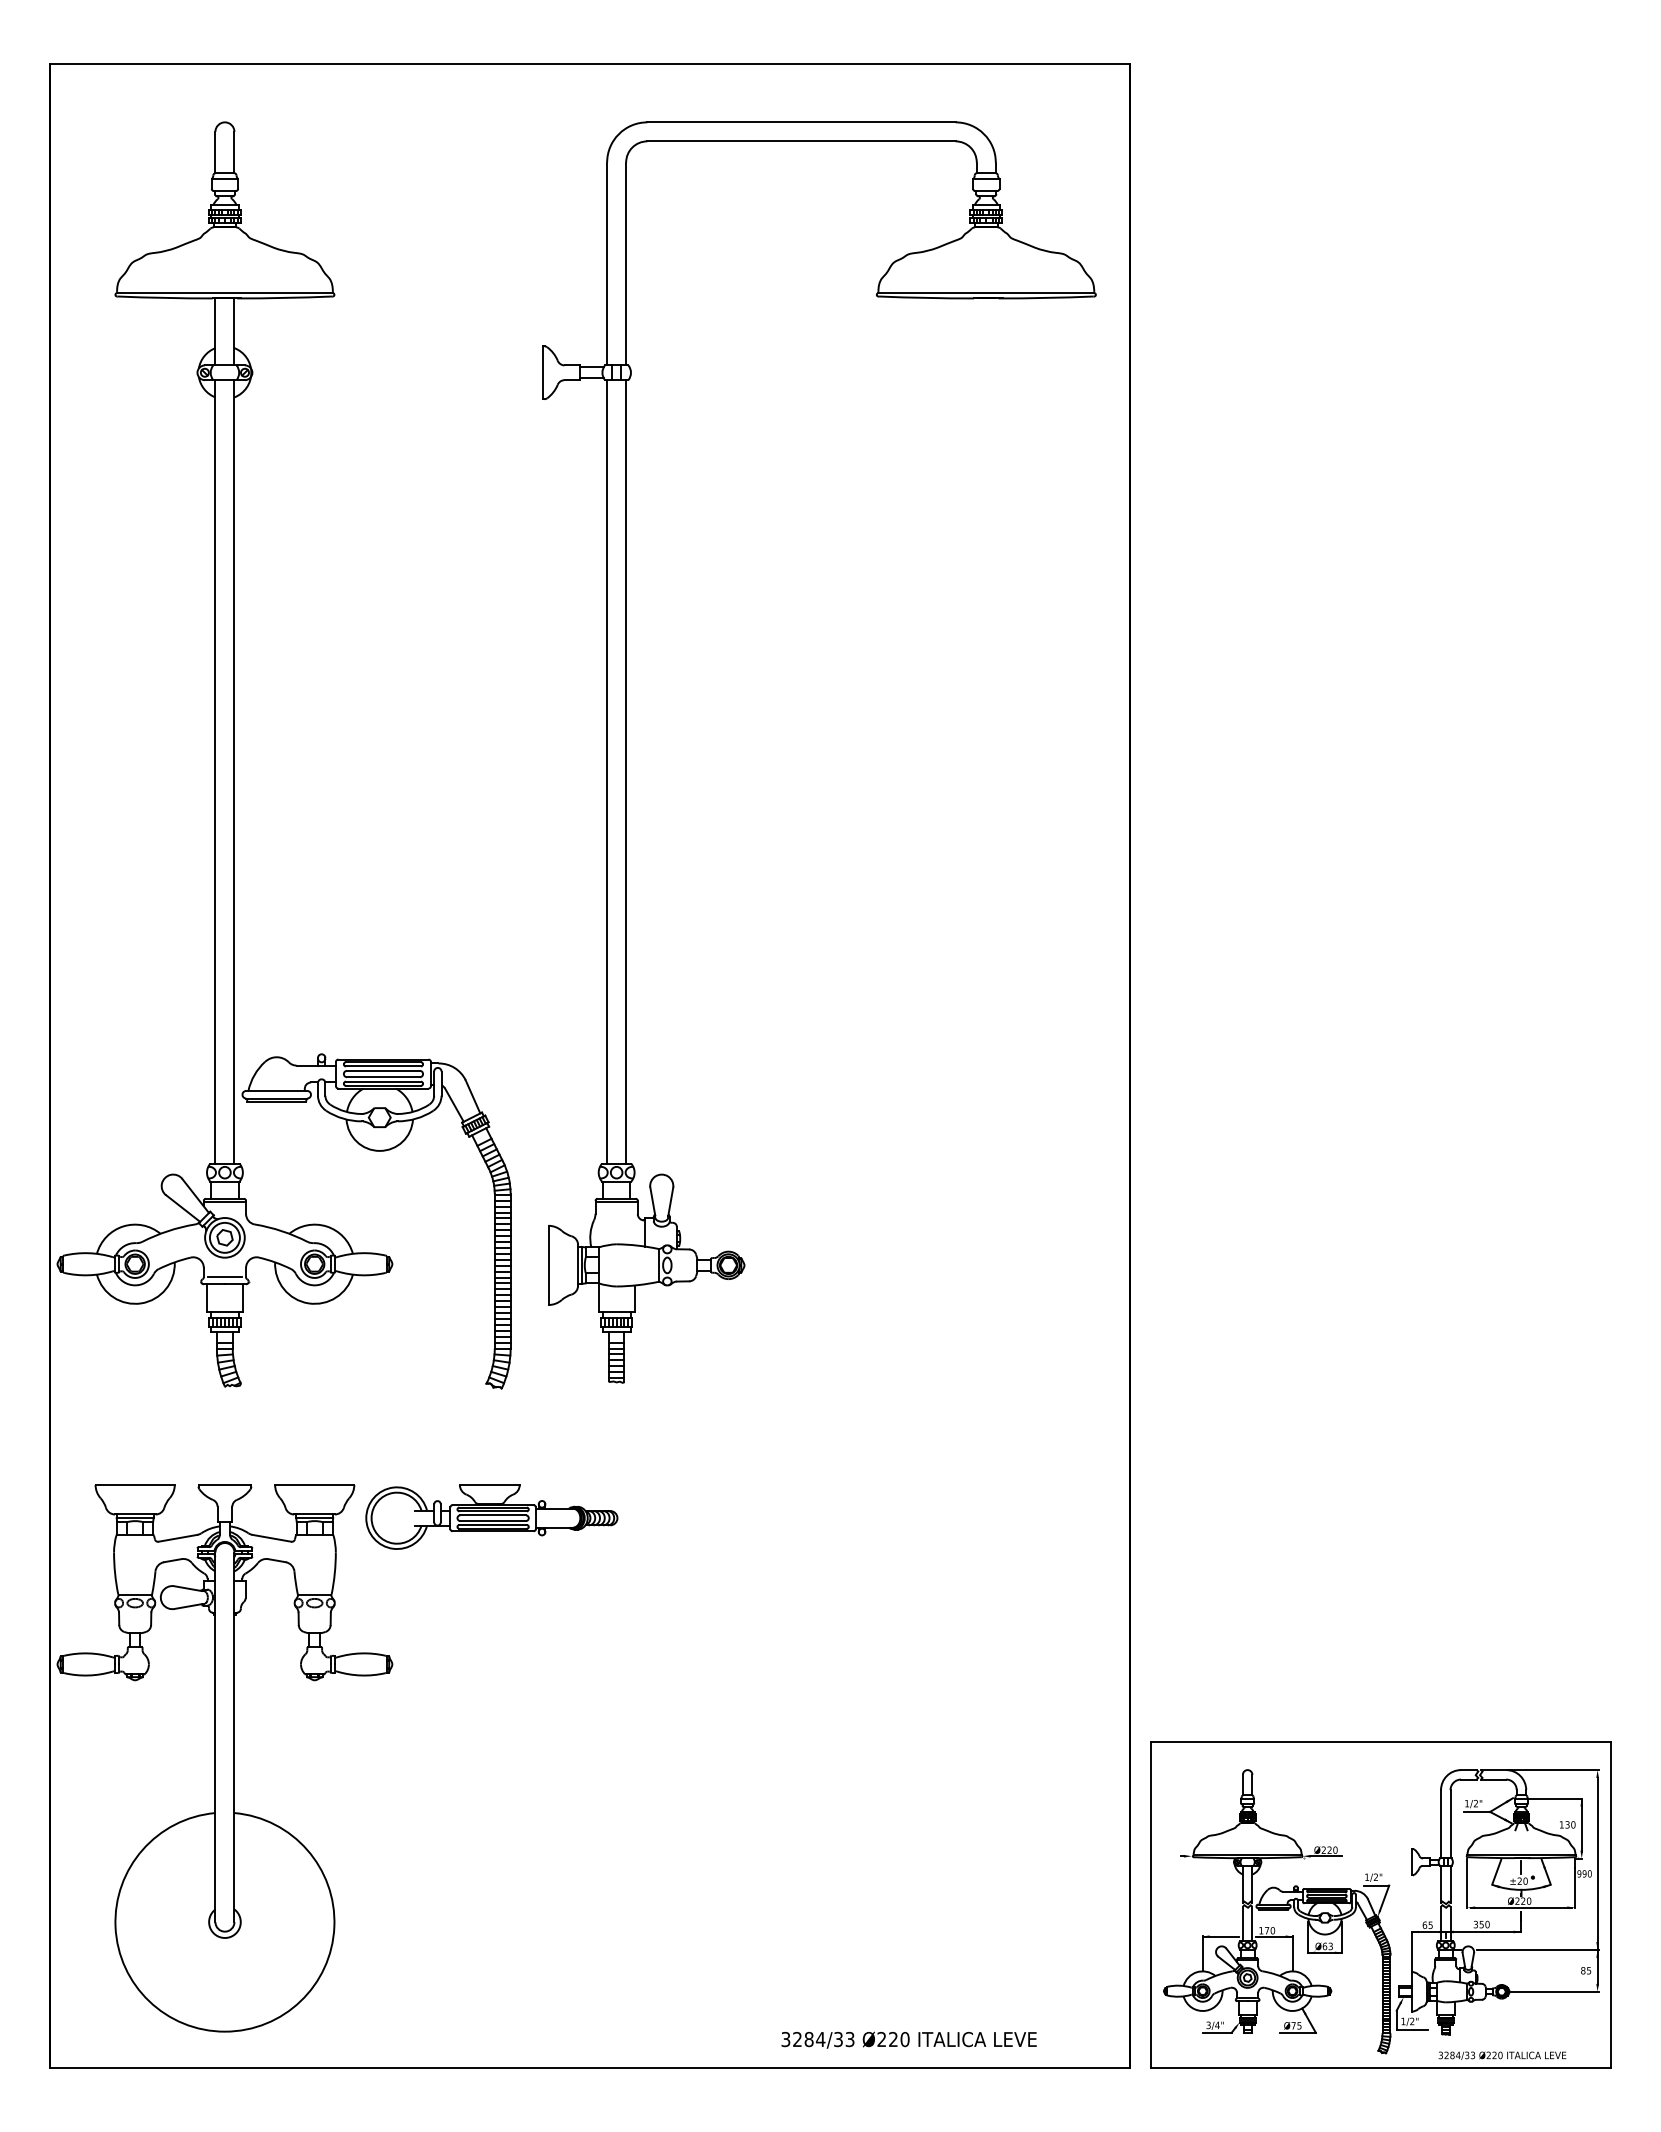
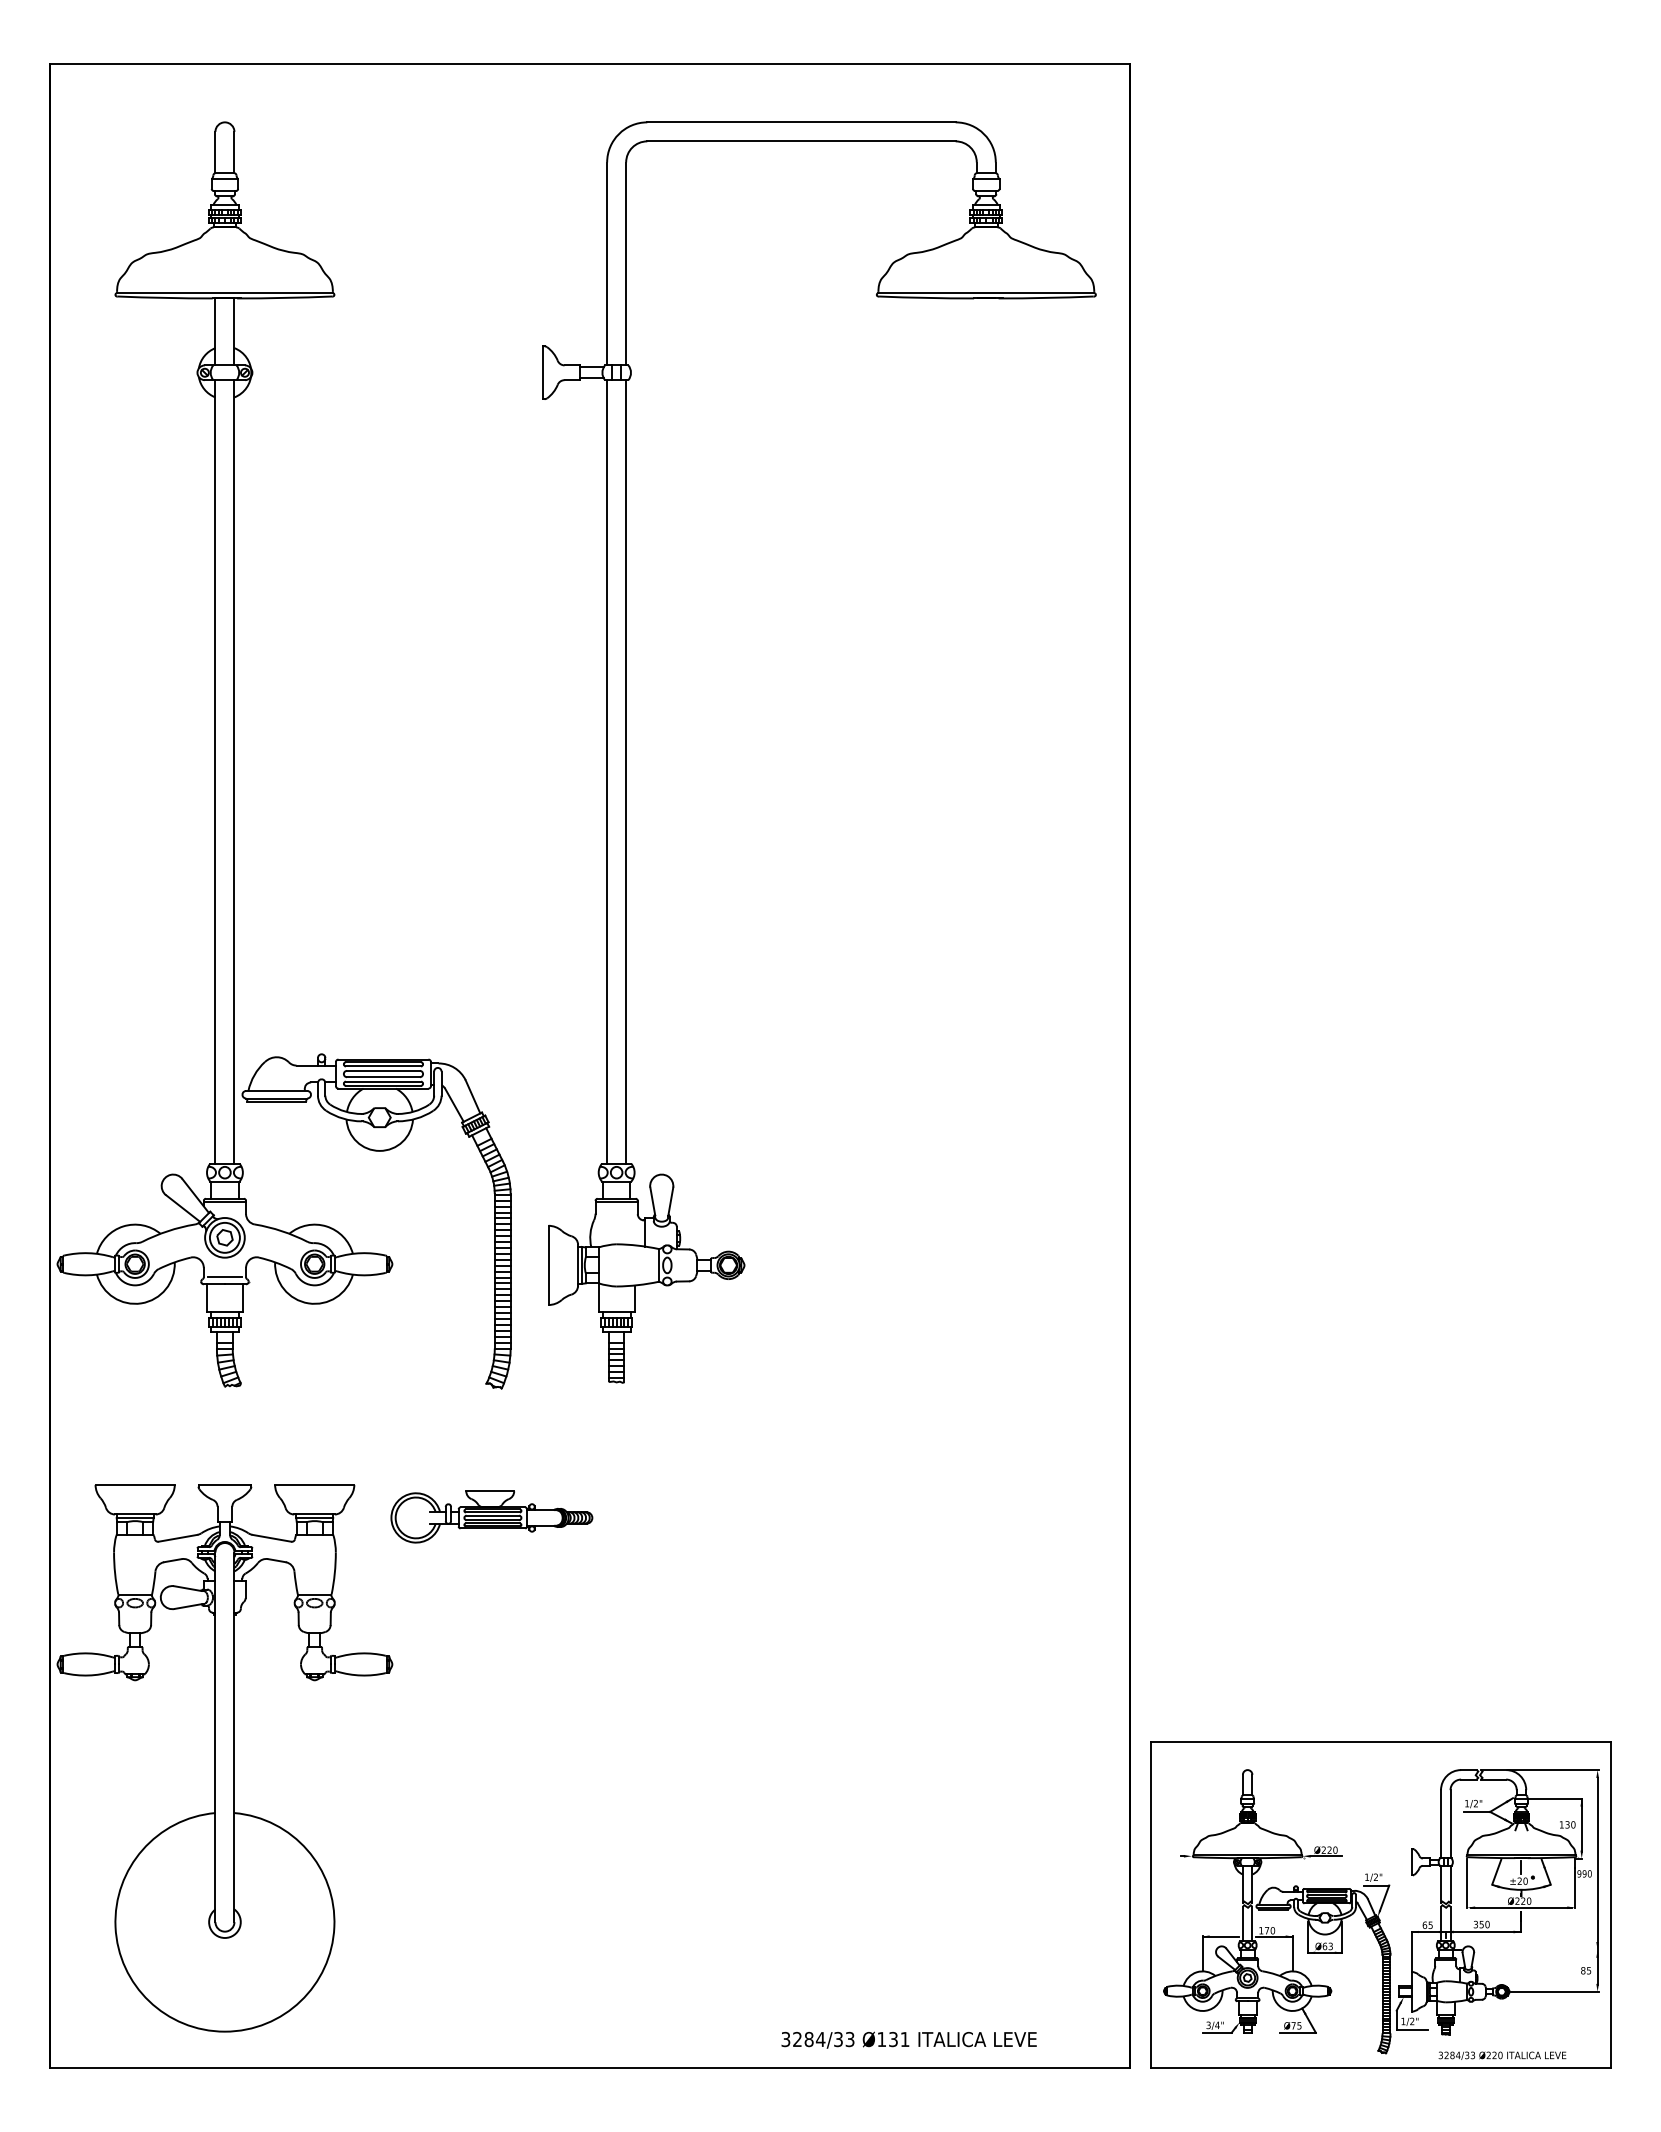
part size: 254x66 px -> 204x54 px (491, 1516)
line: present -> none (1537, 1949)
text: Ø220 -> Ø131 (893, 2039)
